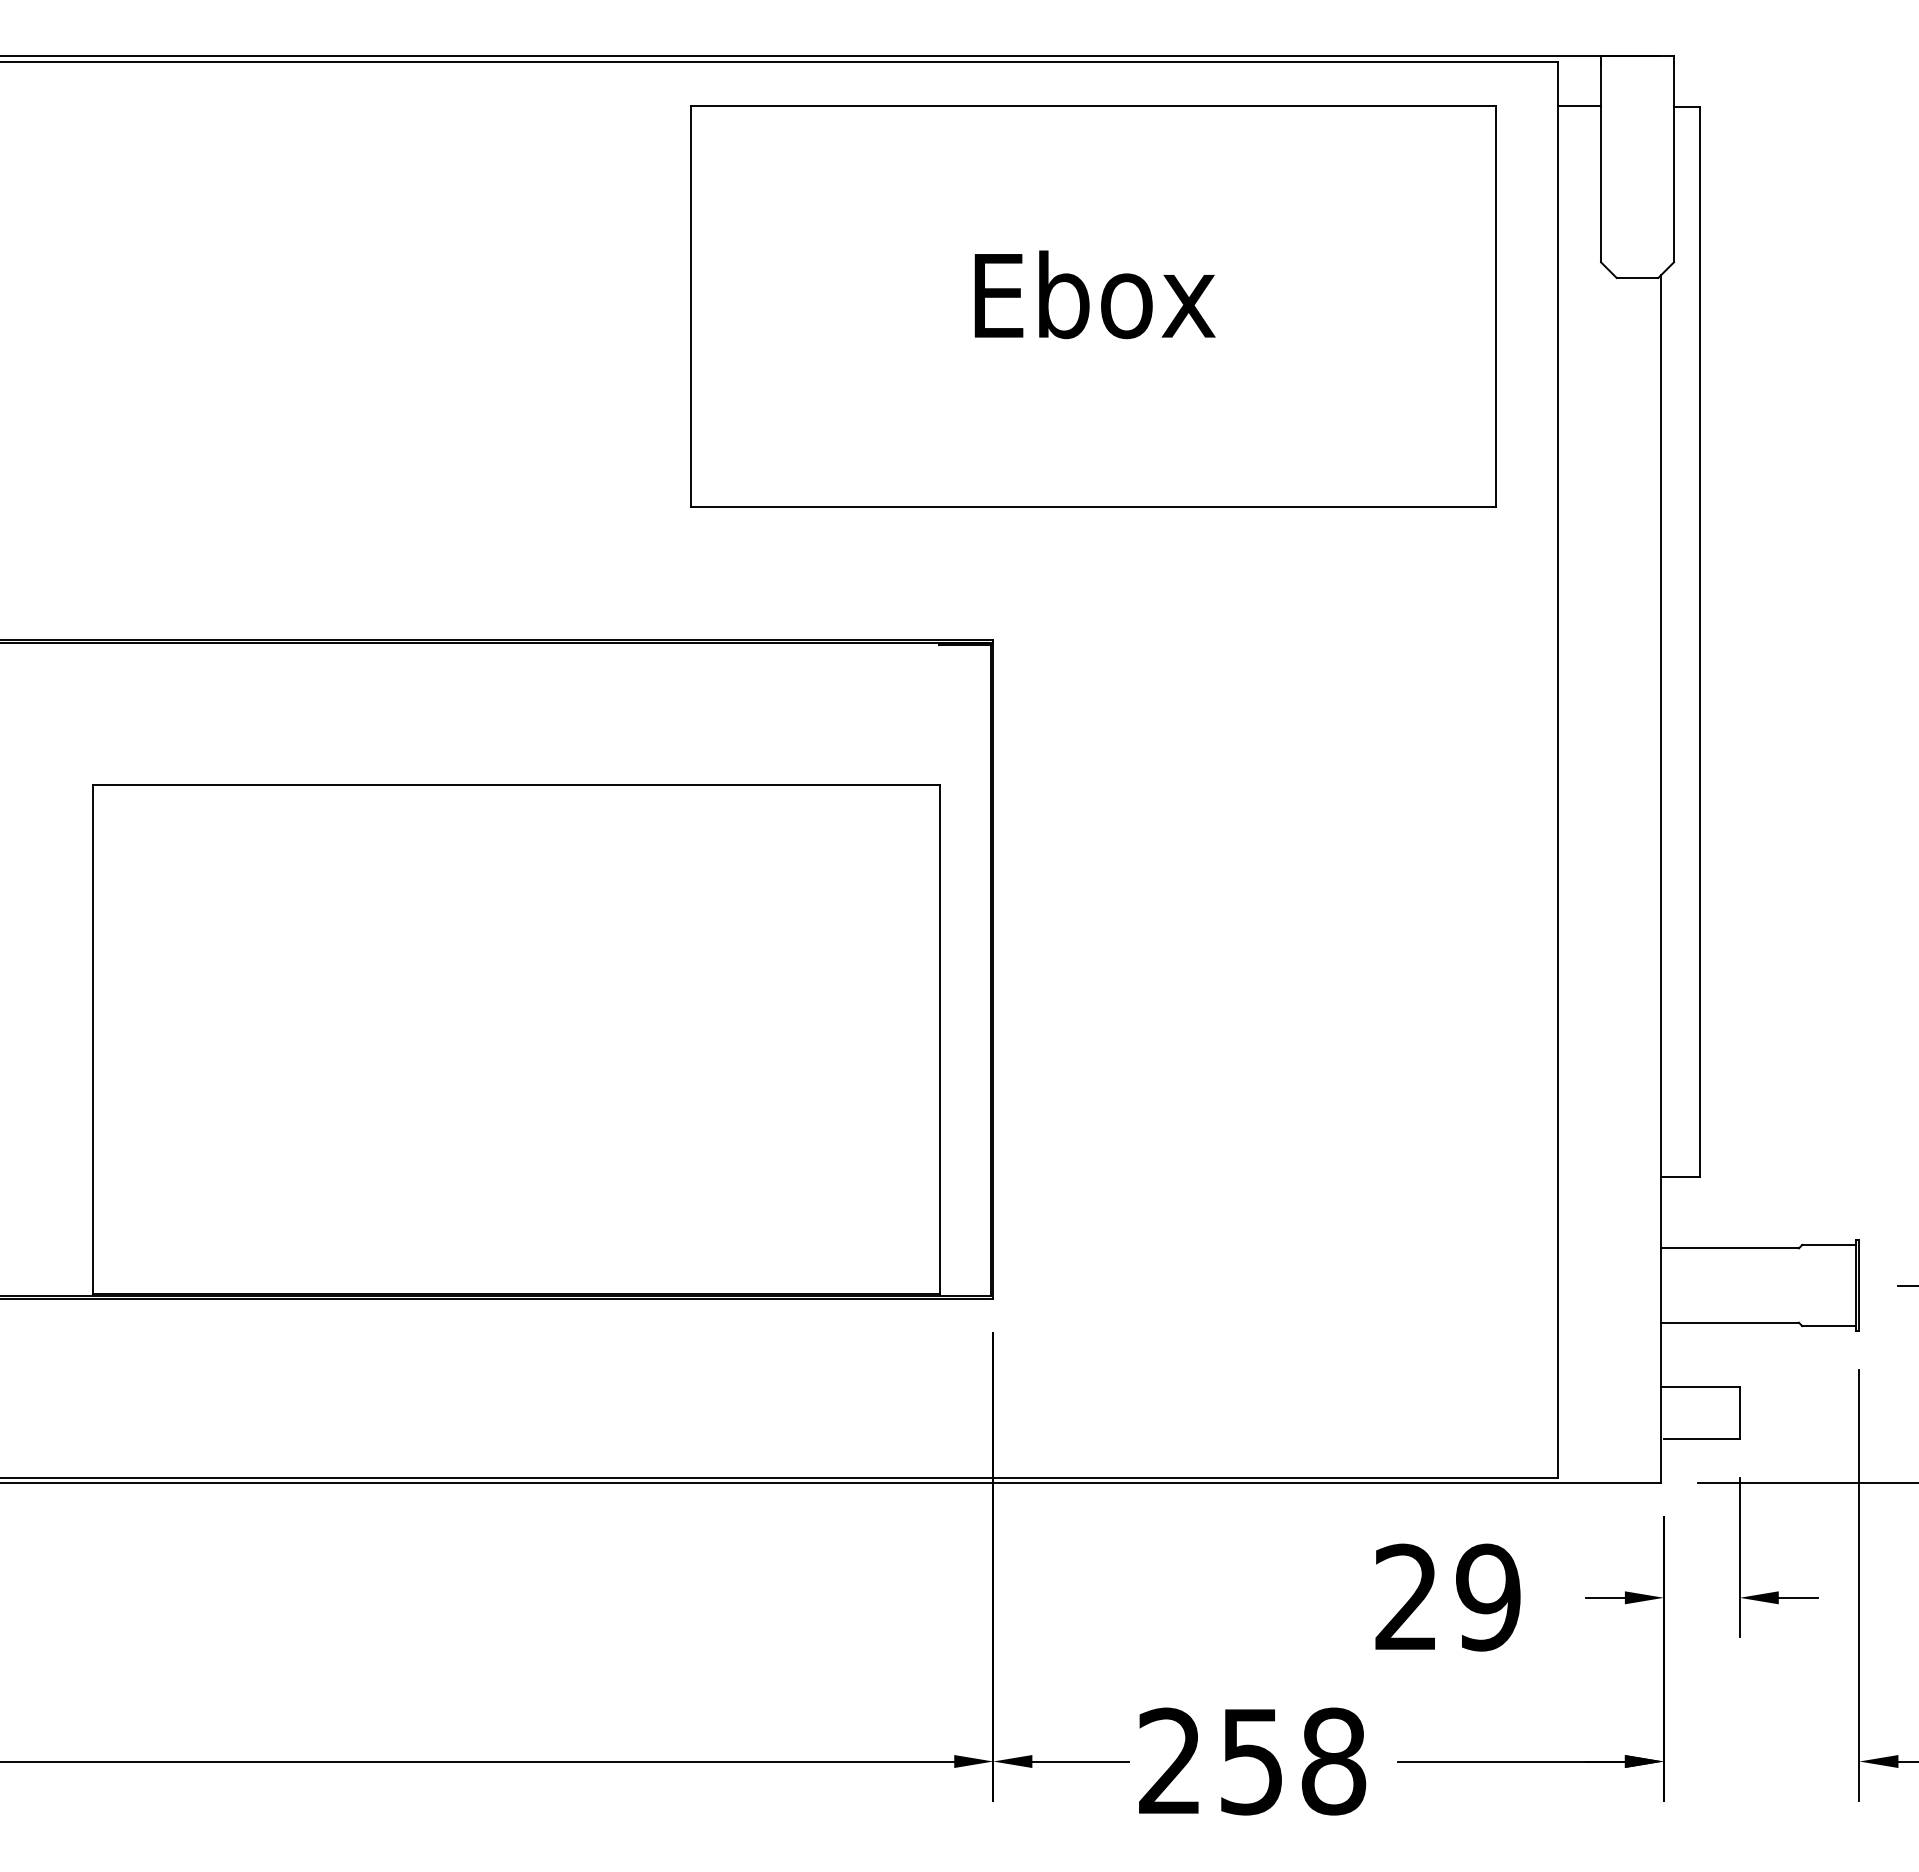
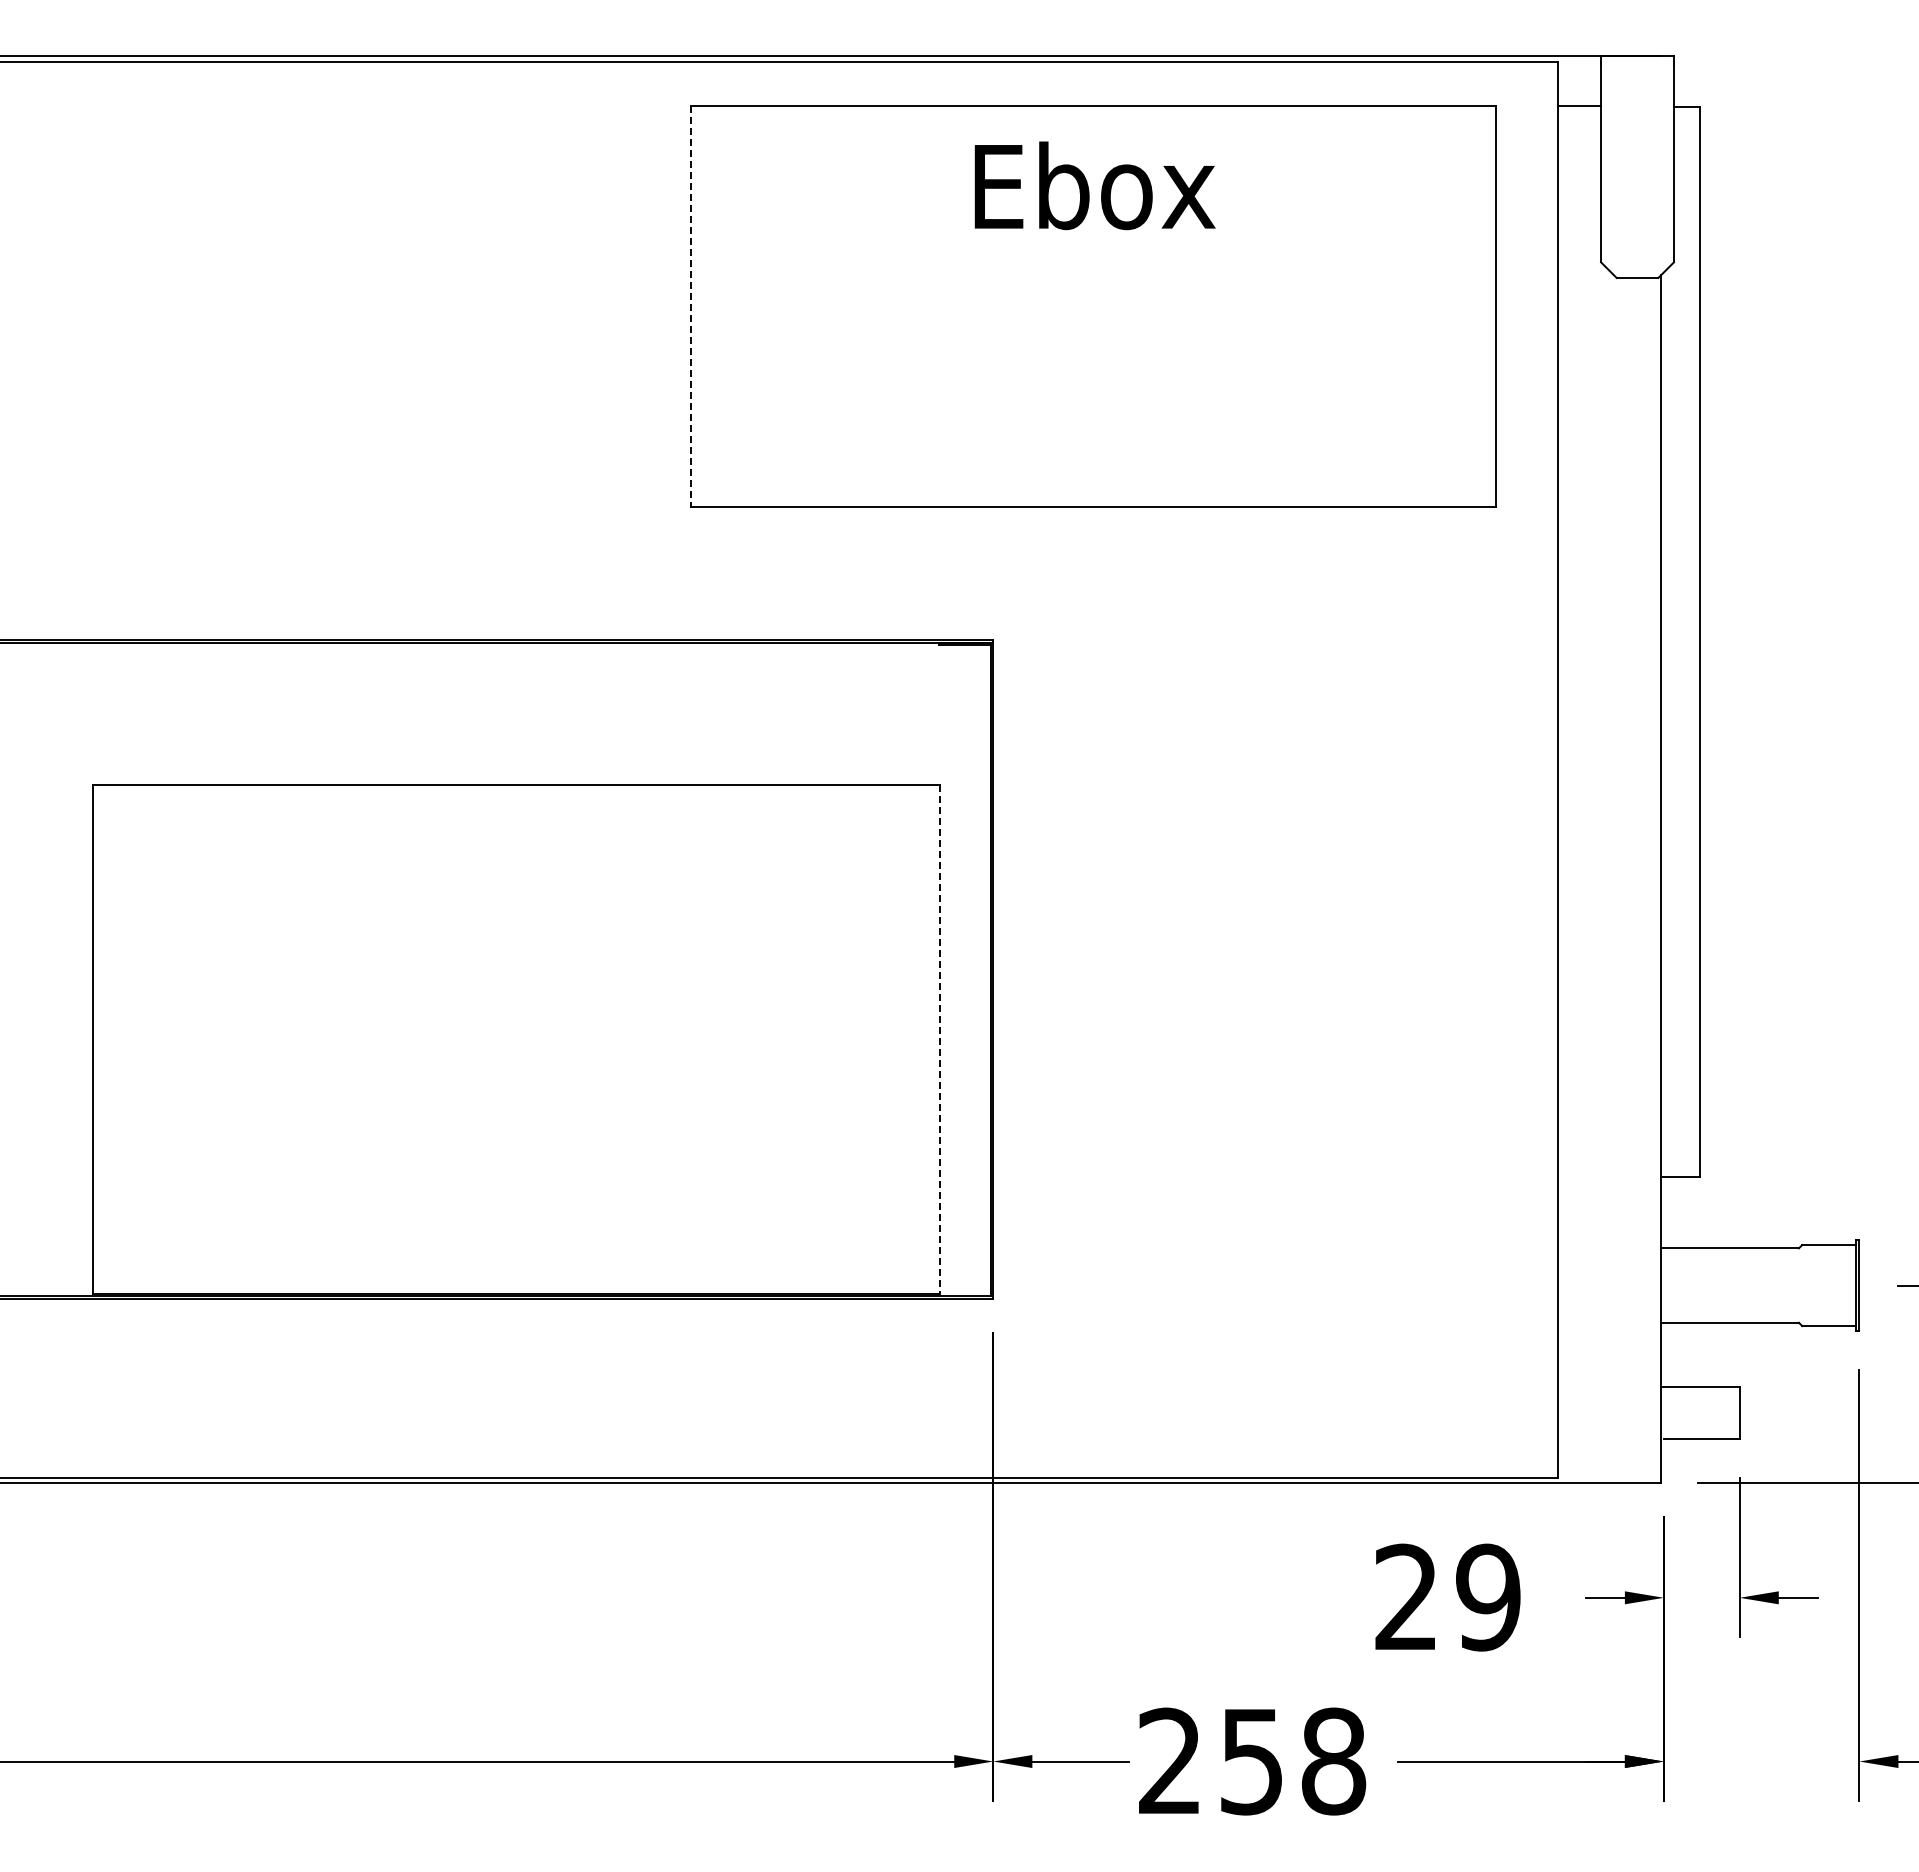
text position: (1094, 294) -> (1094, 185) (1094, 185)
line: solid -> dashed (691, 306)
line: solid -> dashed (940, 1040)
